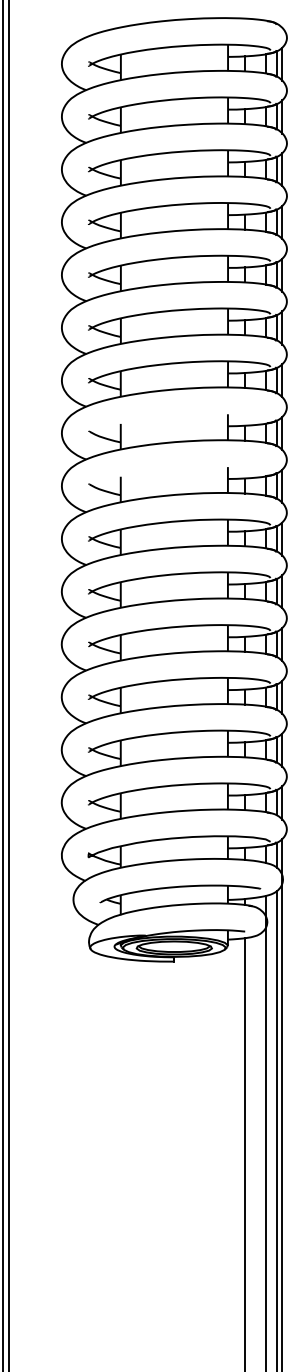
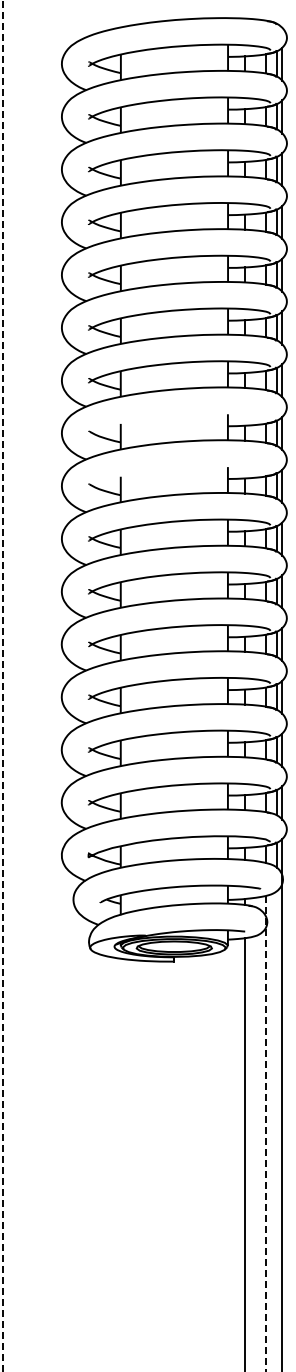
line: solid -> dashed (3, 685)
line: present -> none (8, 685)
line: present -> none (276, 1129)
line: solid -> dashed (265, 1133)
